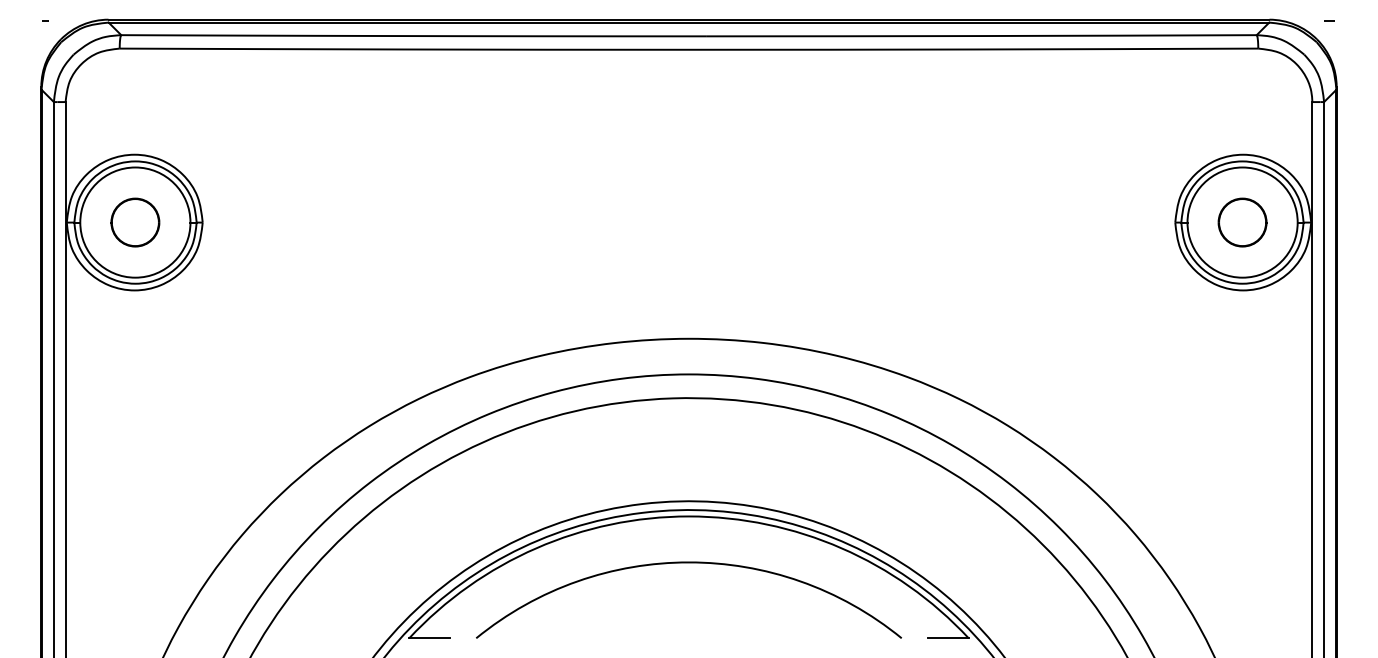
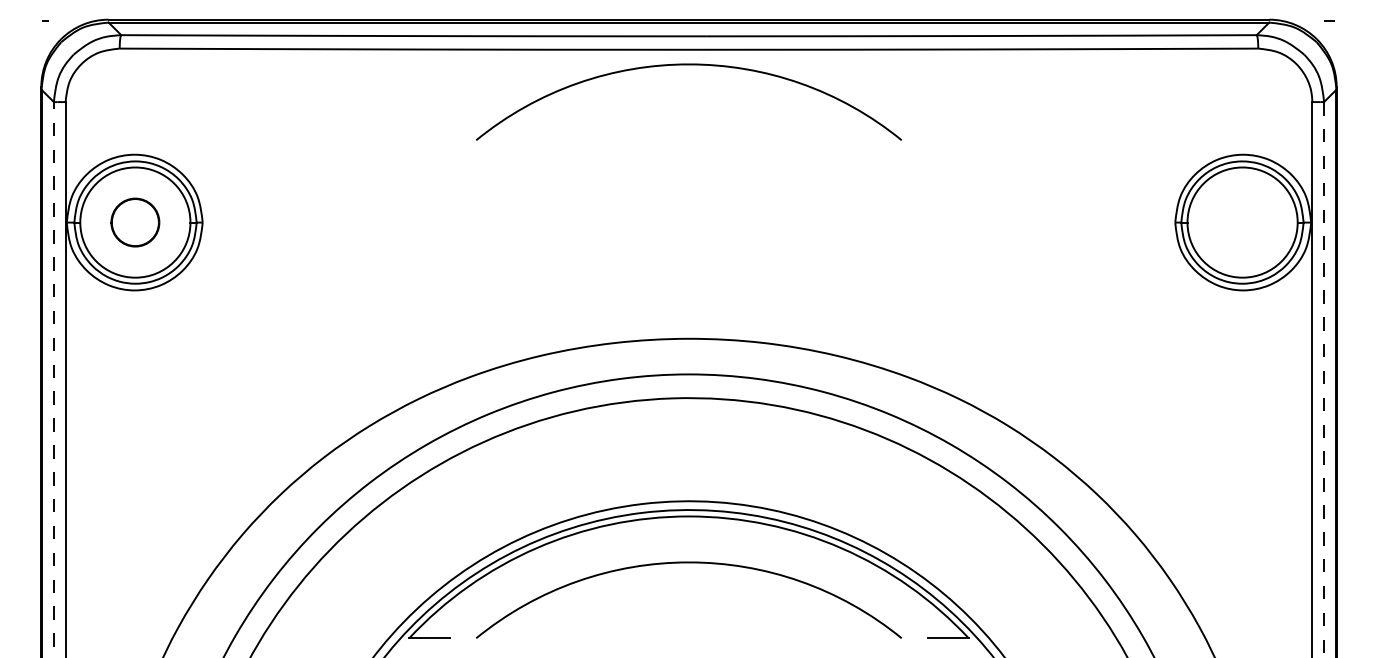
arc: none -> present (688, 65)
part: present -> none (1242, 222)
line: solid -> dashed (53, 379)
line: solid -> dashed (1324, 380)
